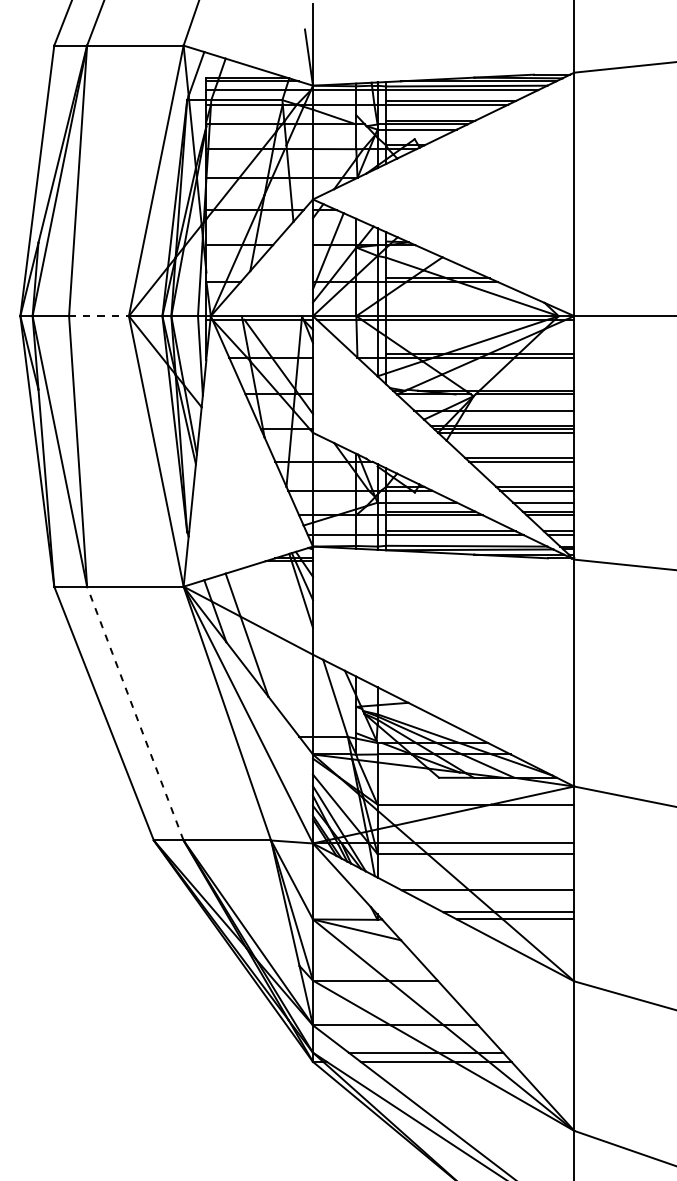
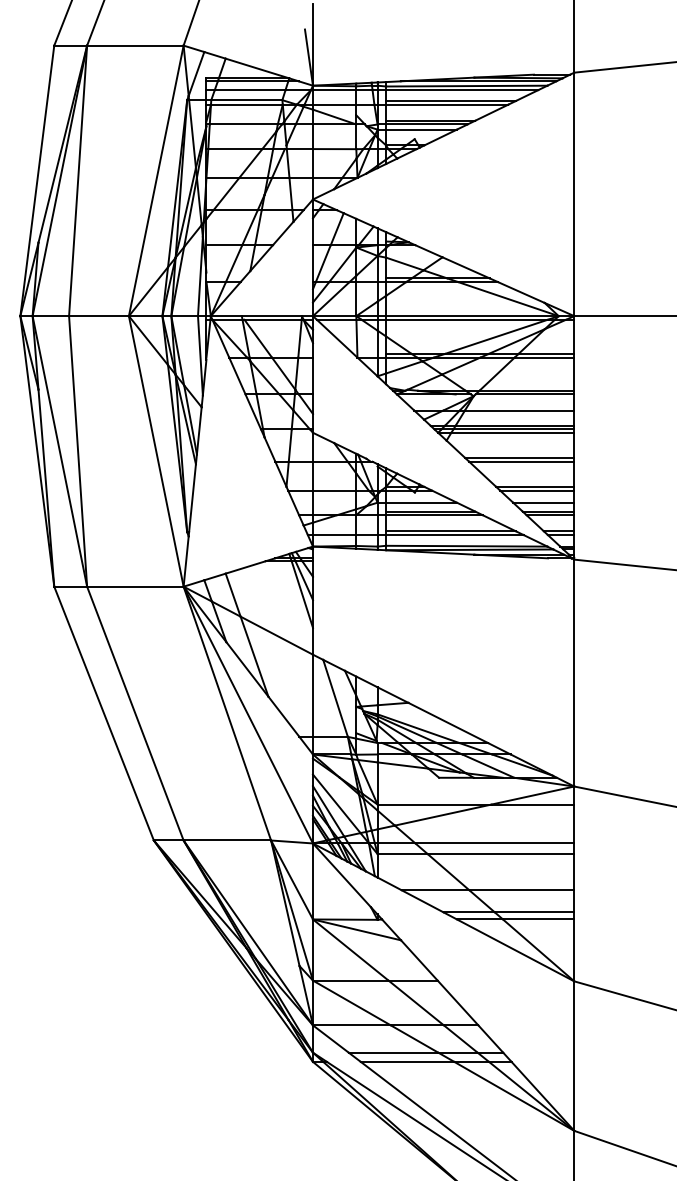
line: dashed -> solid (99, 316)
line: dashed -> solid (135, 713)
